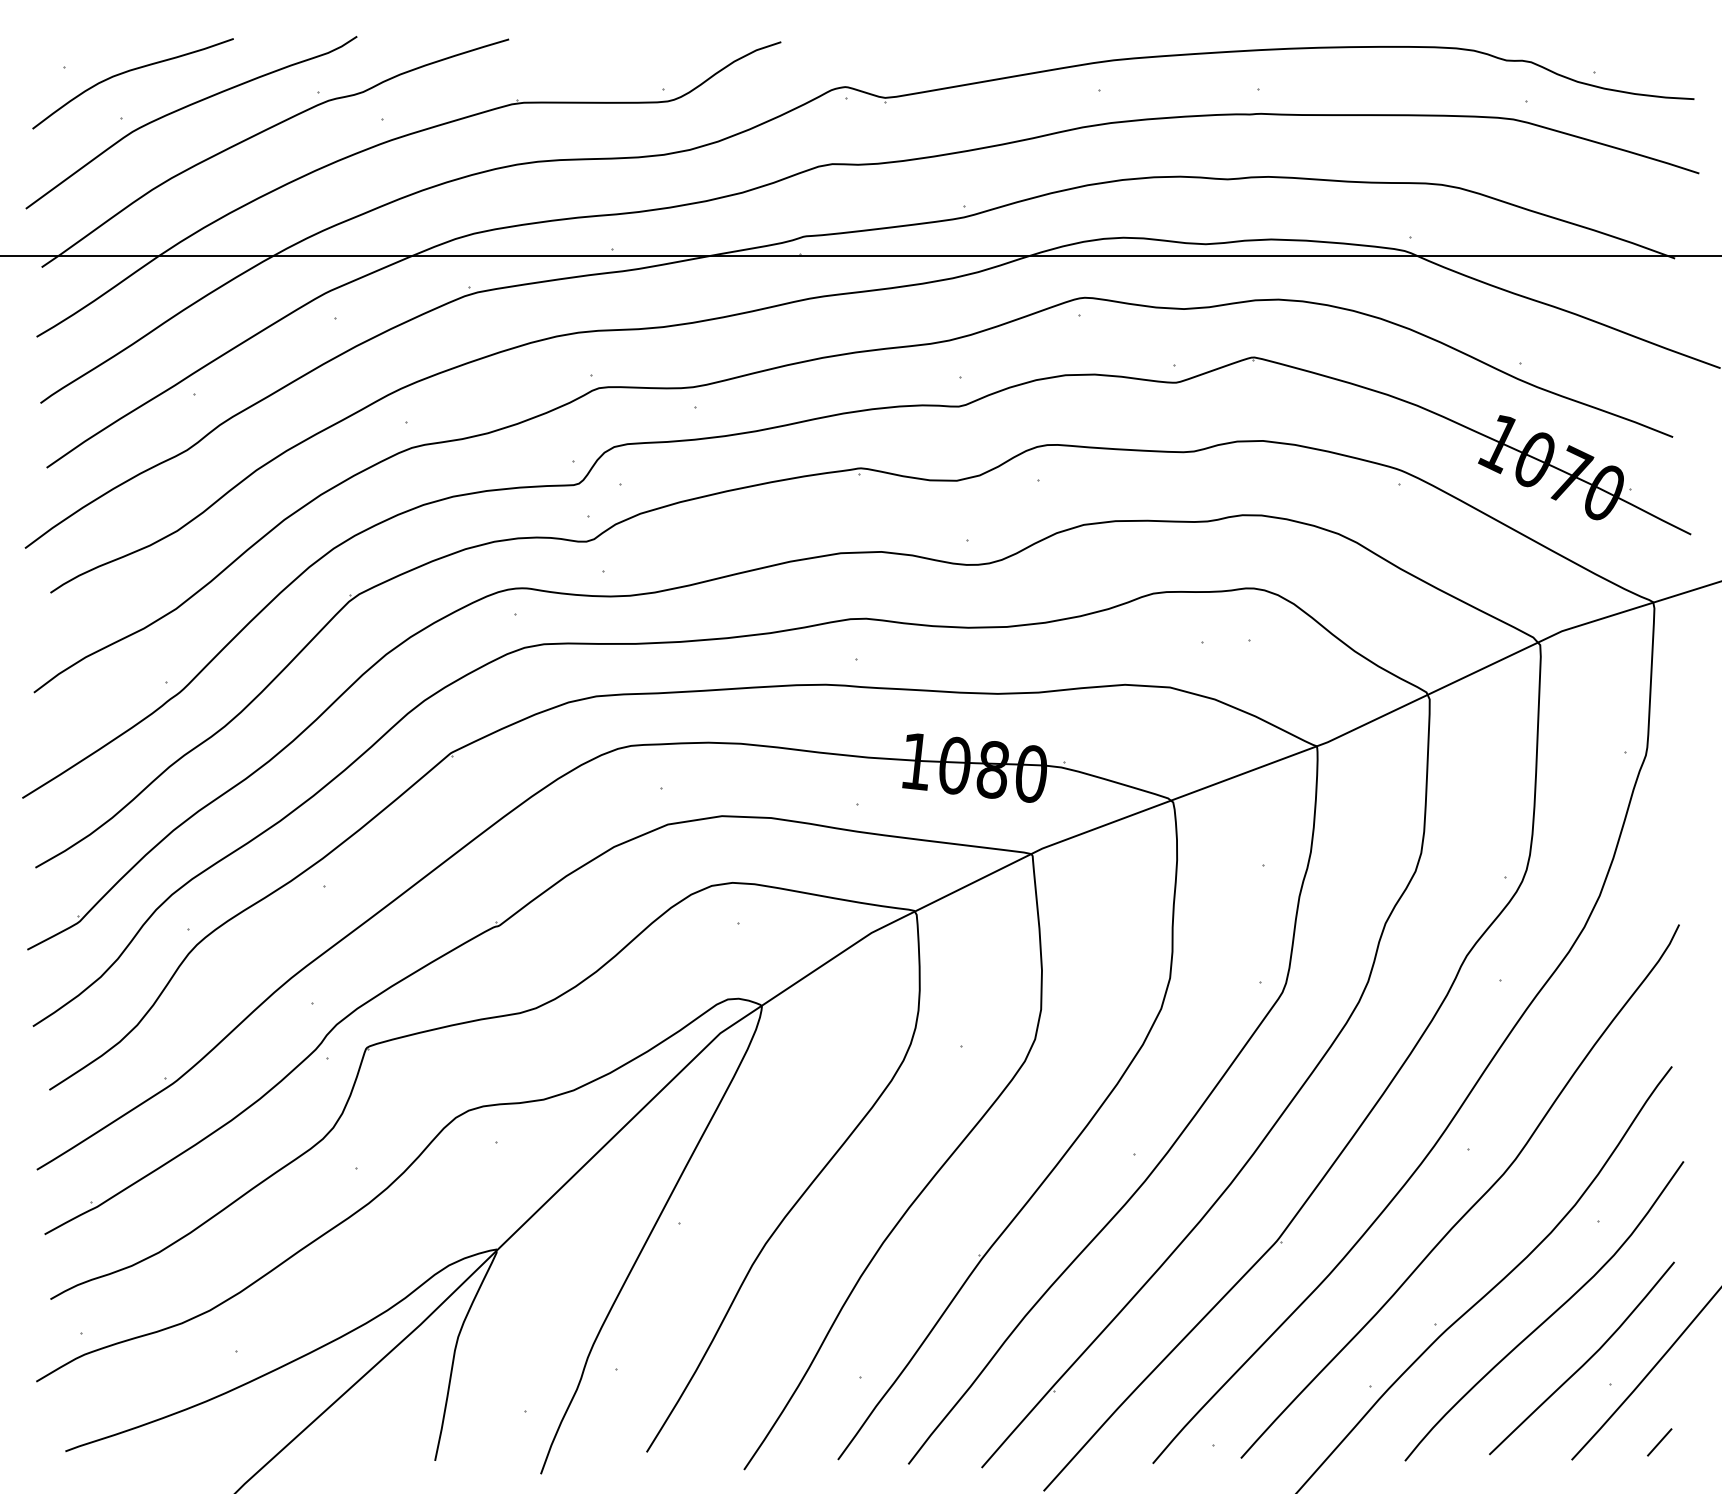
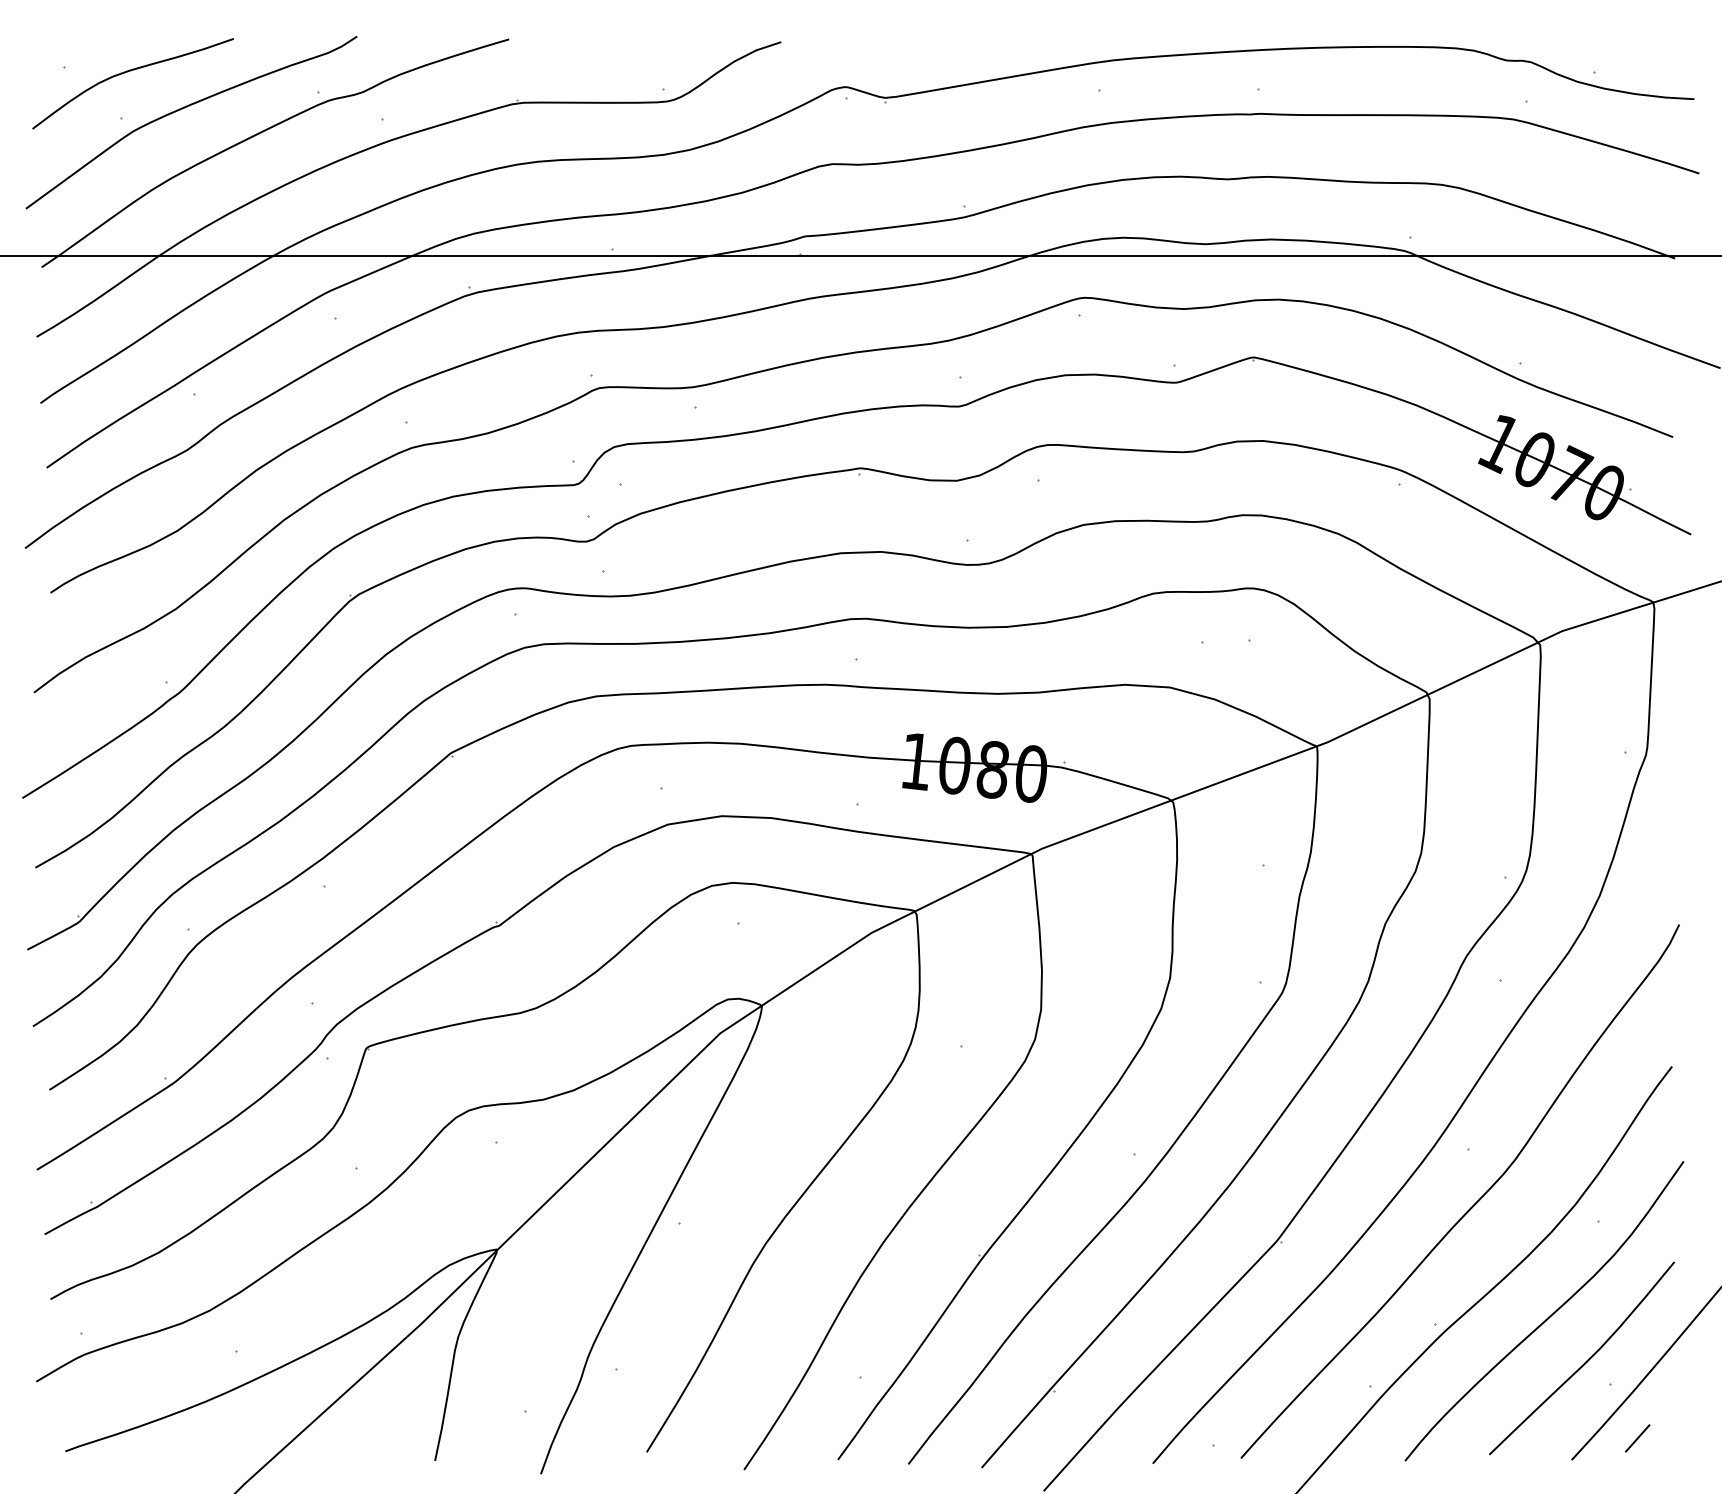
line position: (1659, 1442) -> (1637, 1438) (1637, 1438)
